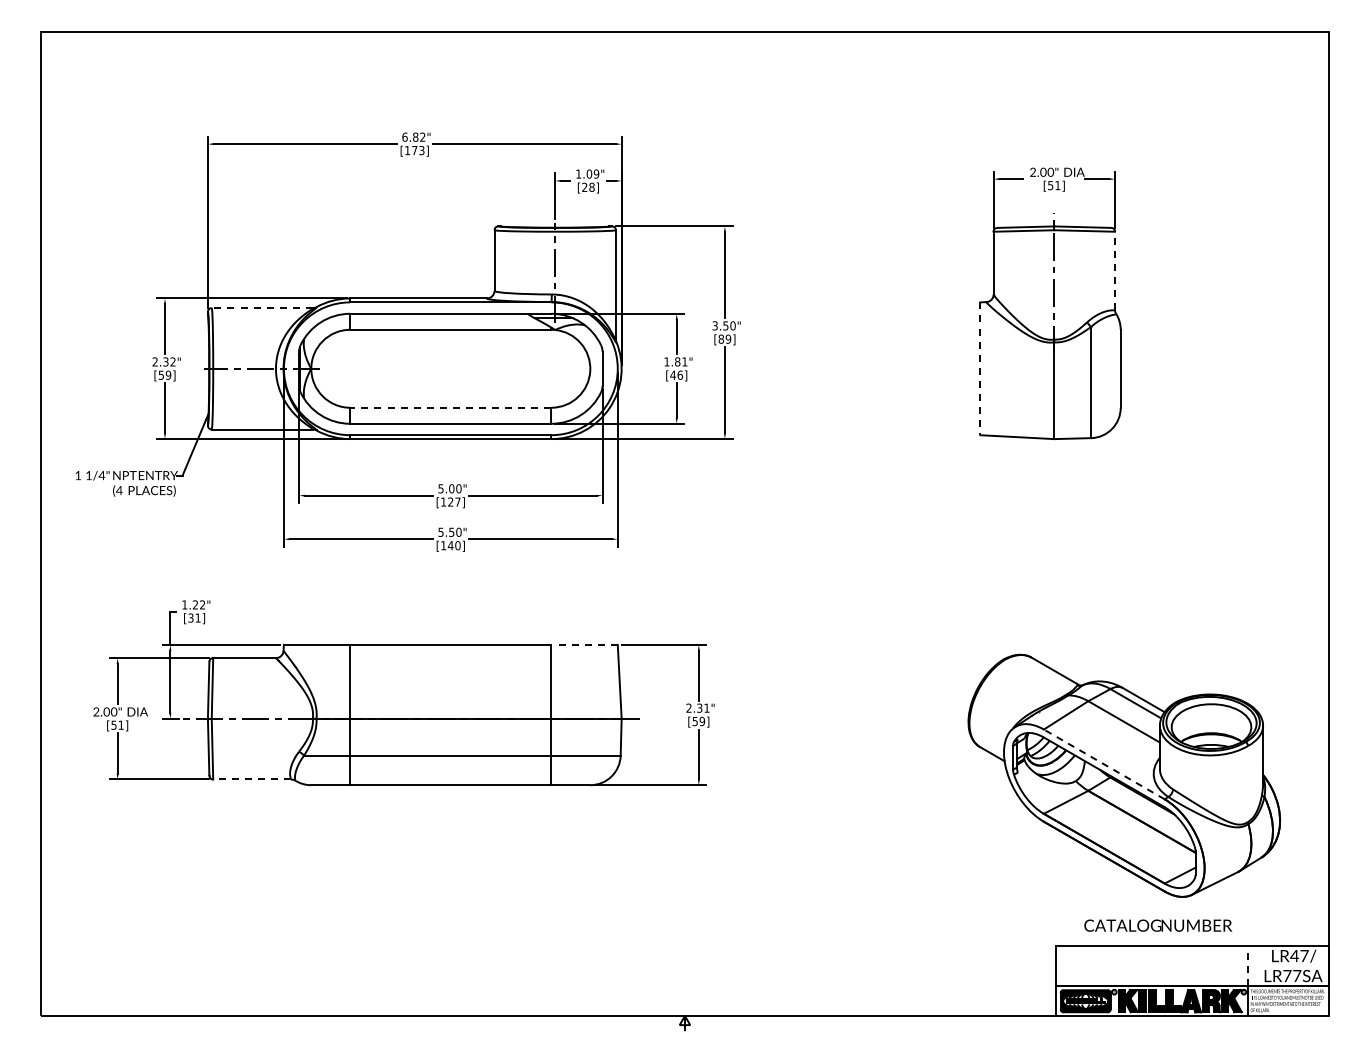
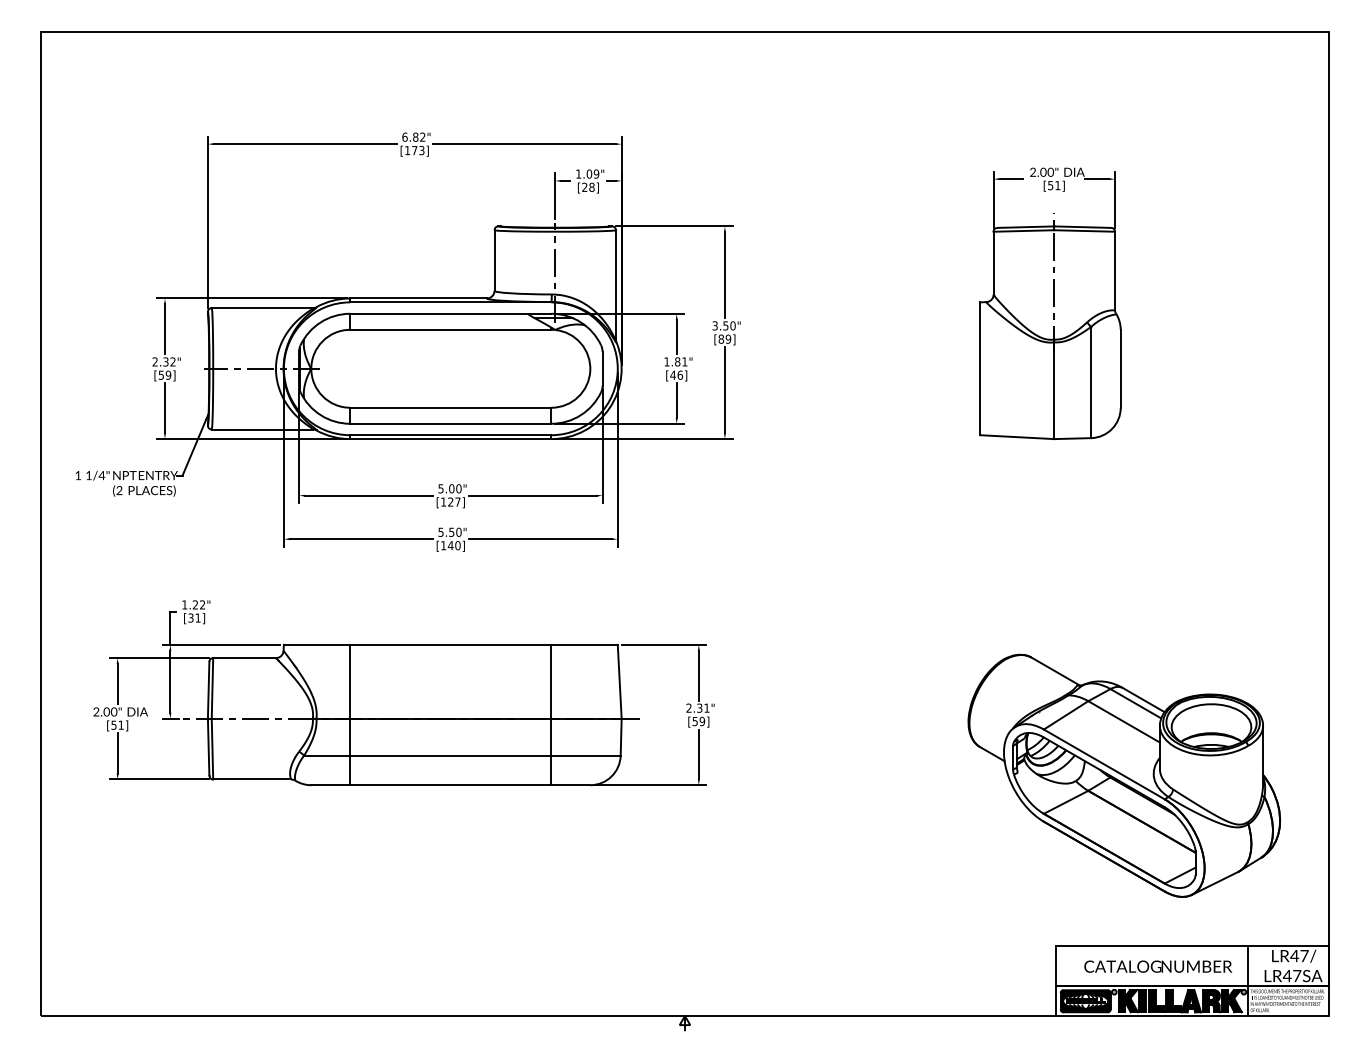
line: dashed -> solid (1115, 270)
line: dashed -> solid (262, 308)
line: dashed -> solid (980, 369)
line: dashed -> solid (450, 407)
text: (4 -> (2 (119, 490)
line: dashed -> solid (584, 644)
line: dashed -> solid (1104, 764)
line: dashed -> solid (251, 779)
text position: (1158, 925) -> (1158, 966) (1158, 966)
line: dashed -> solid (1247, 965)
text: LR77SA -> LR47SA (1286, 976)
